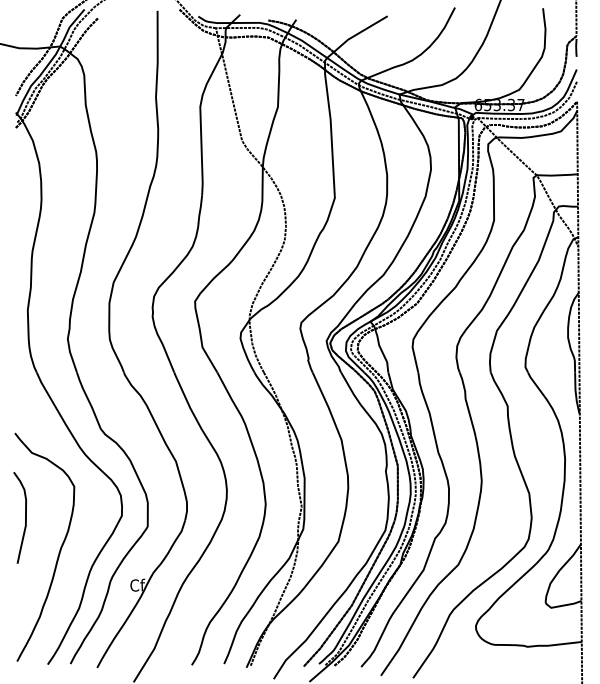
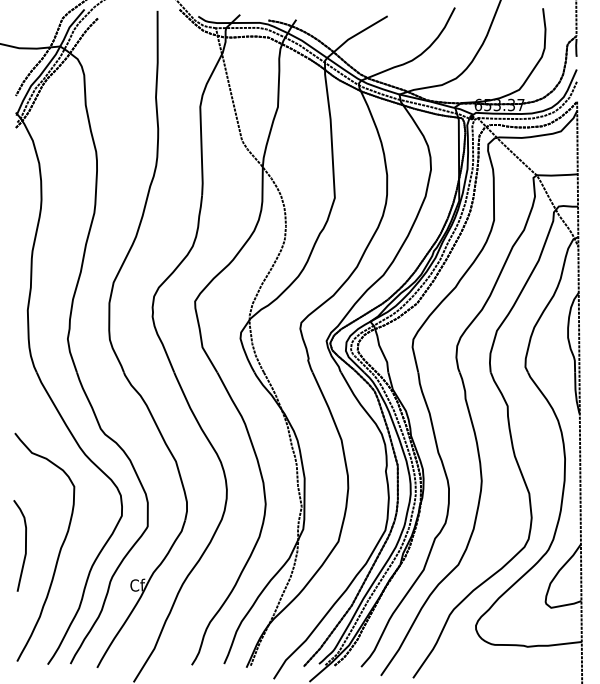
curve position: (25, 517) -> (25, 545) (25, 545)
